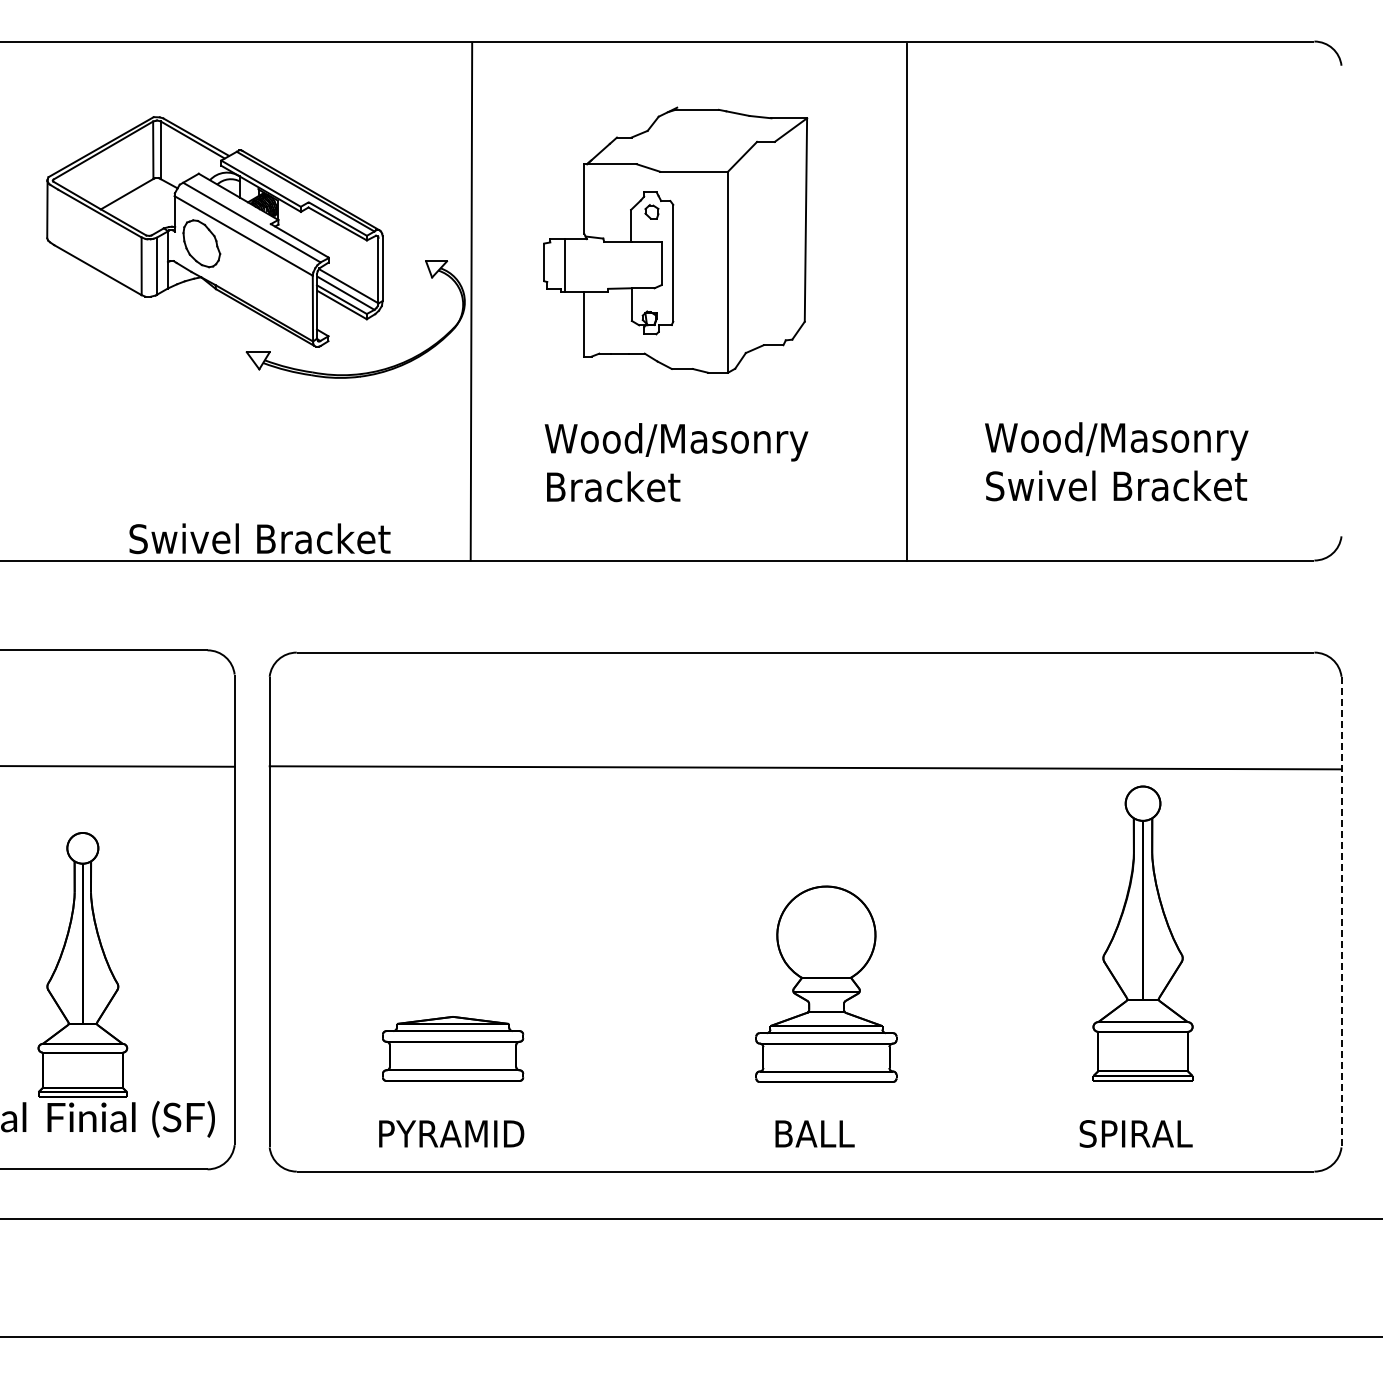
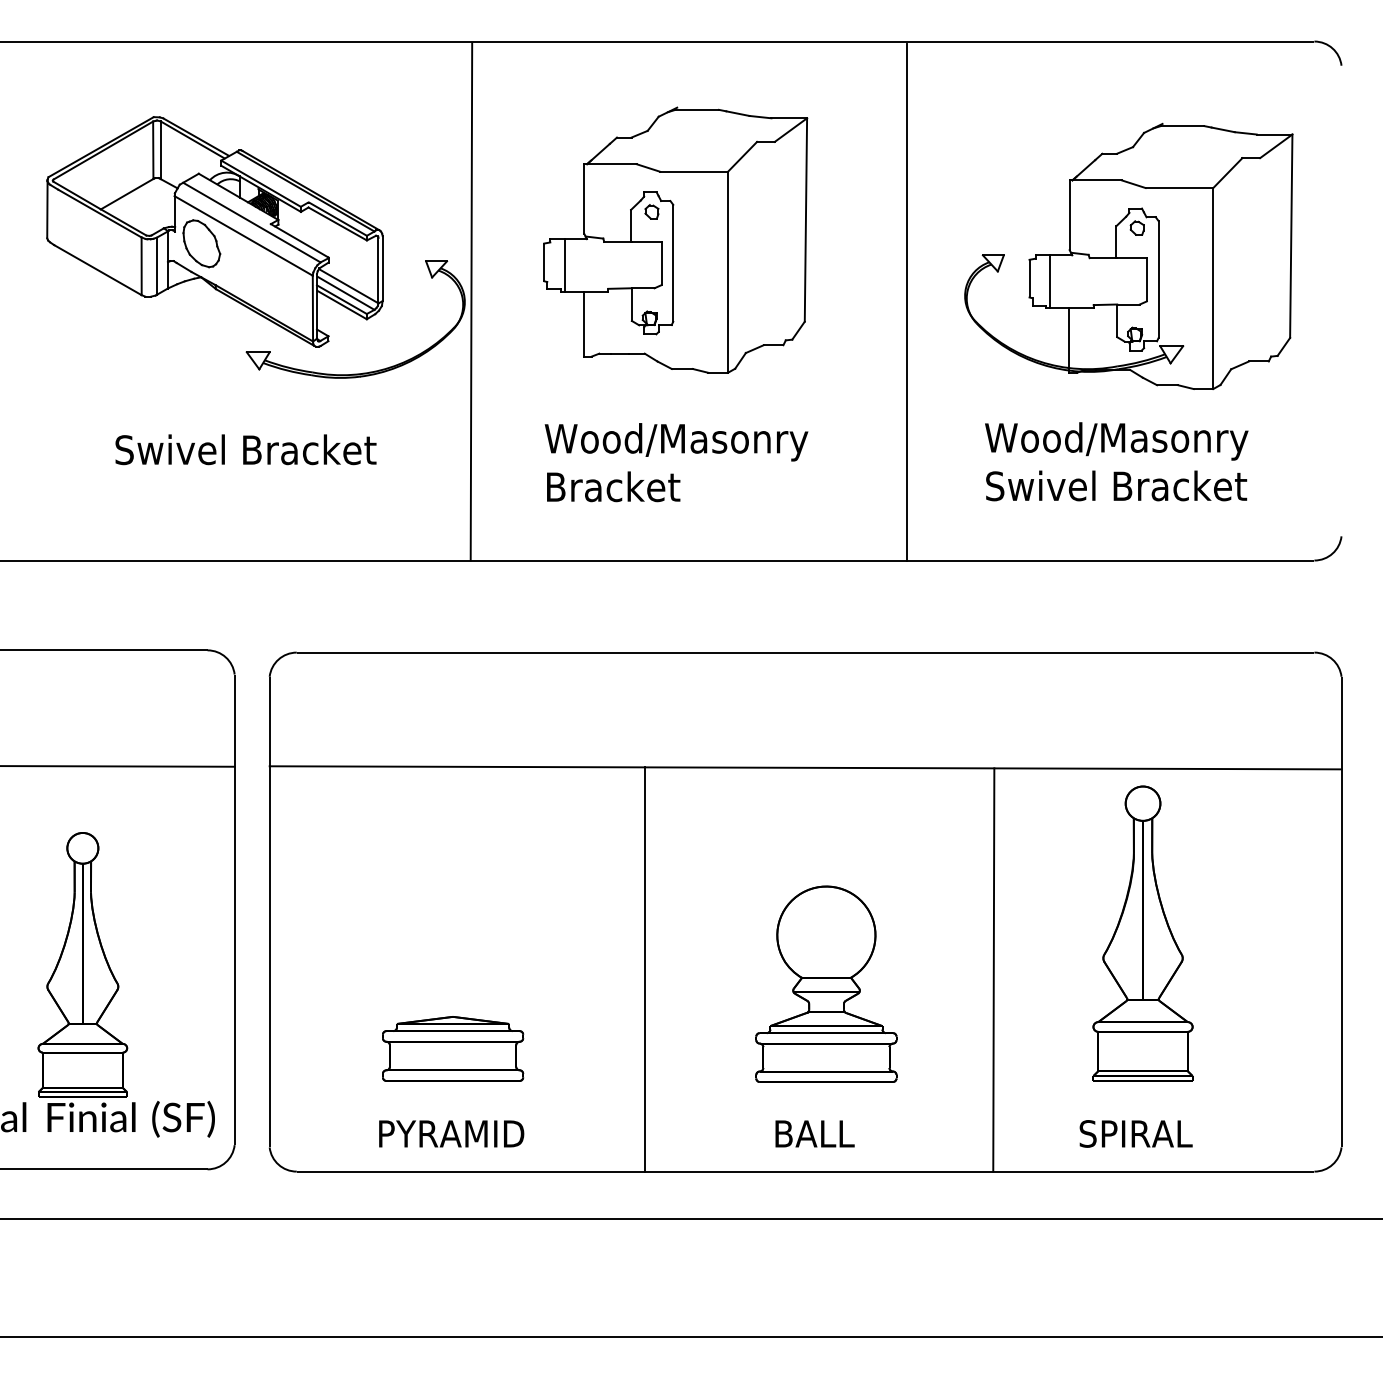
part: none -> present (1128, 255)
text position: (259, 538) -> (245, 449) (245, 449)
line: dashed -> solid (1341, 912)
line: none -> present (645, 969)
line: none -> present (993, 969)
